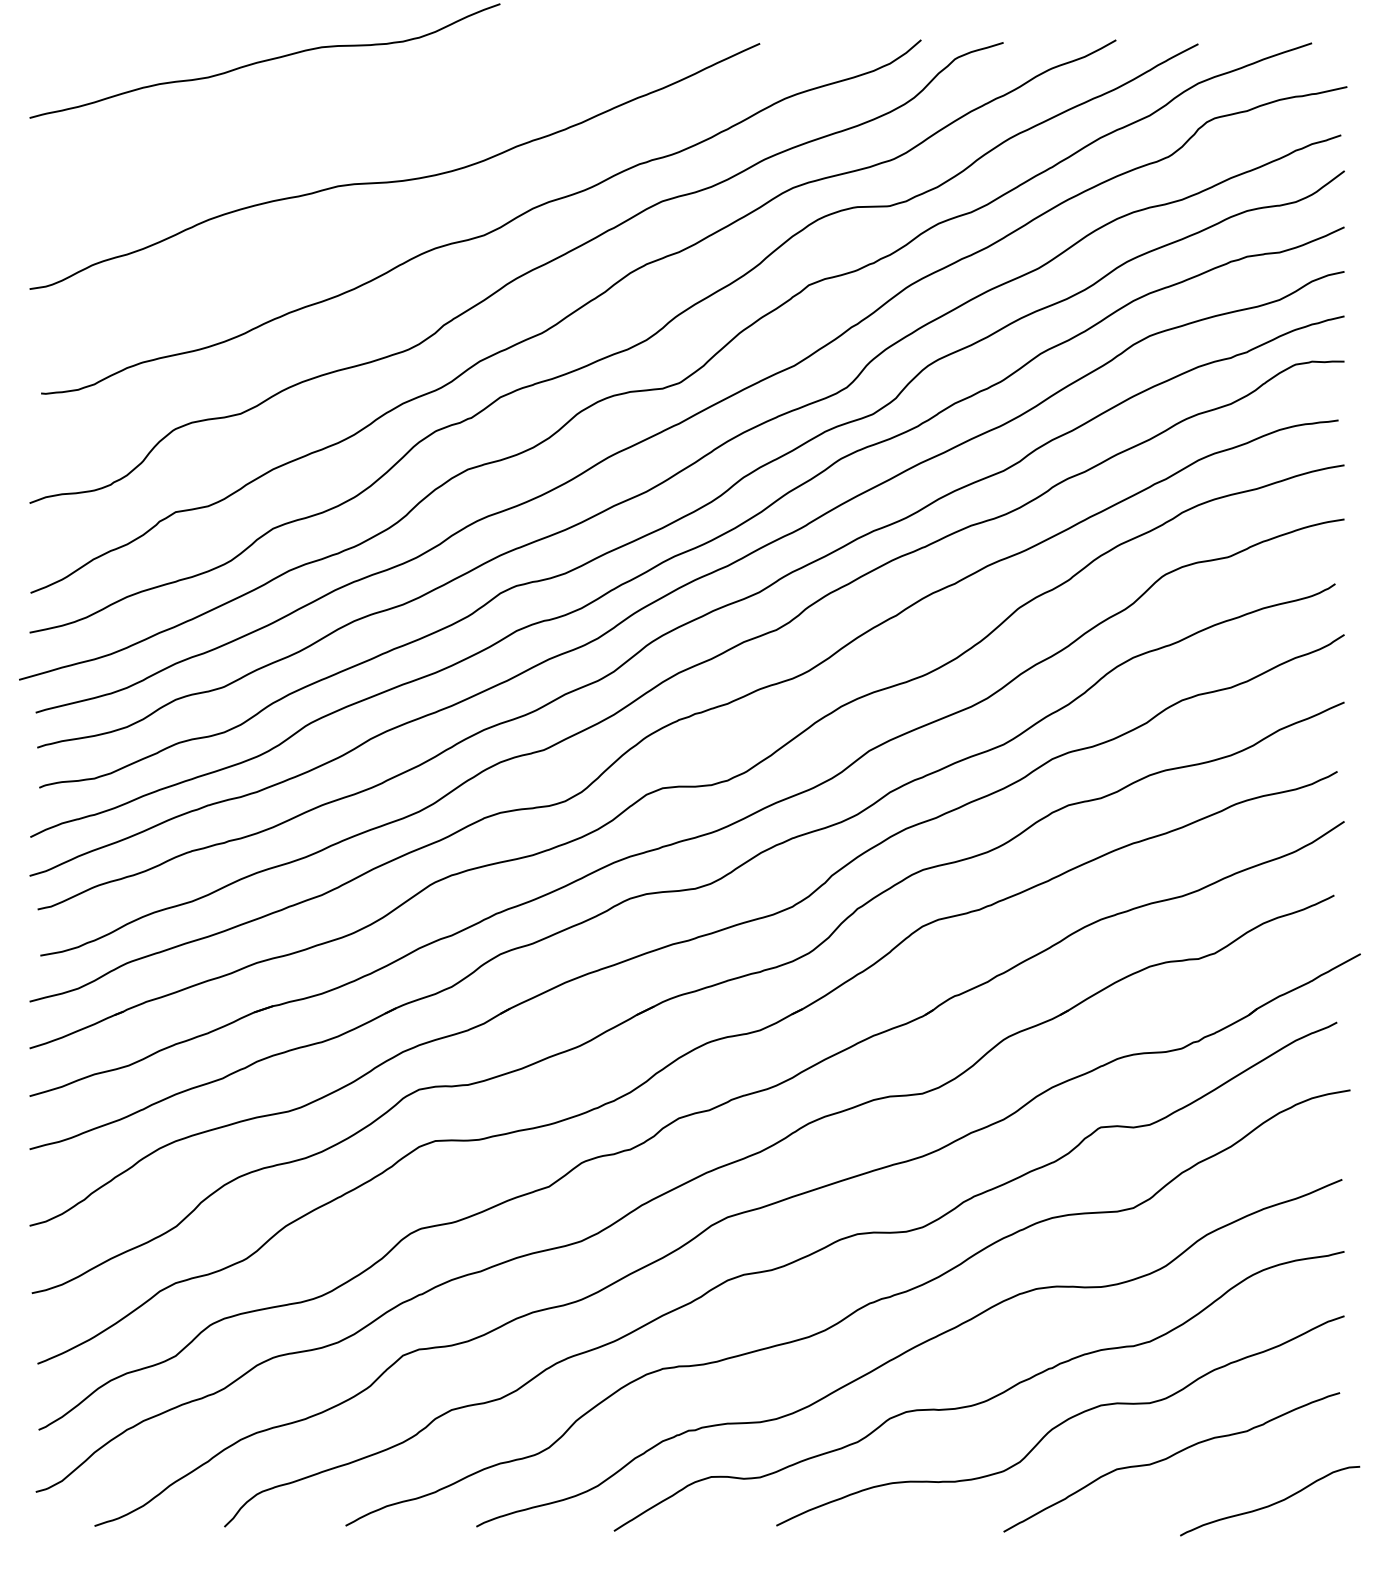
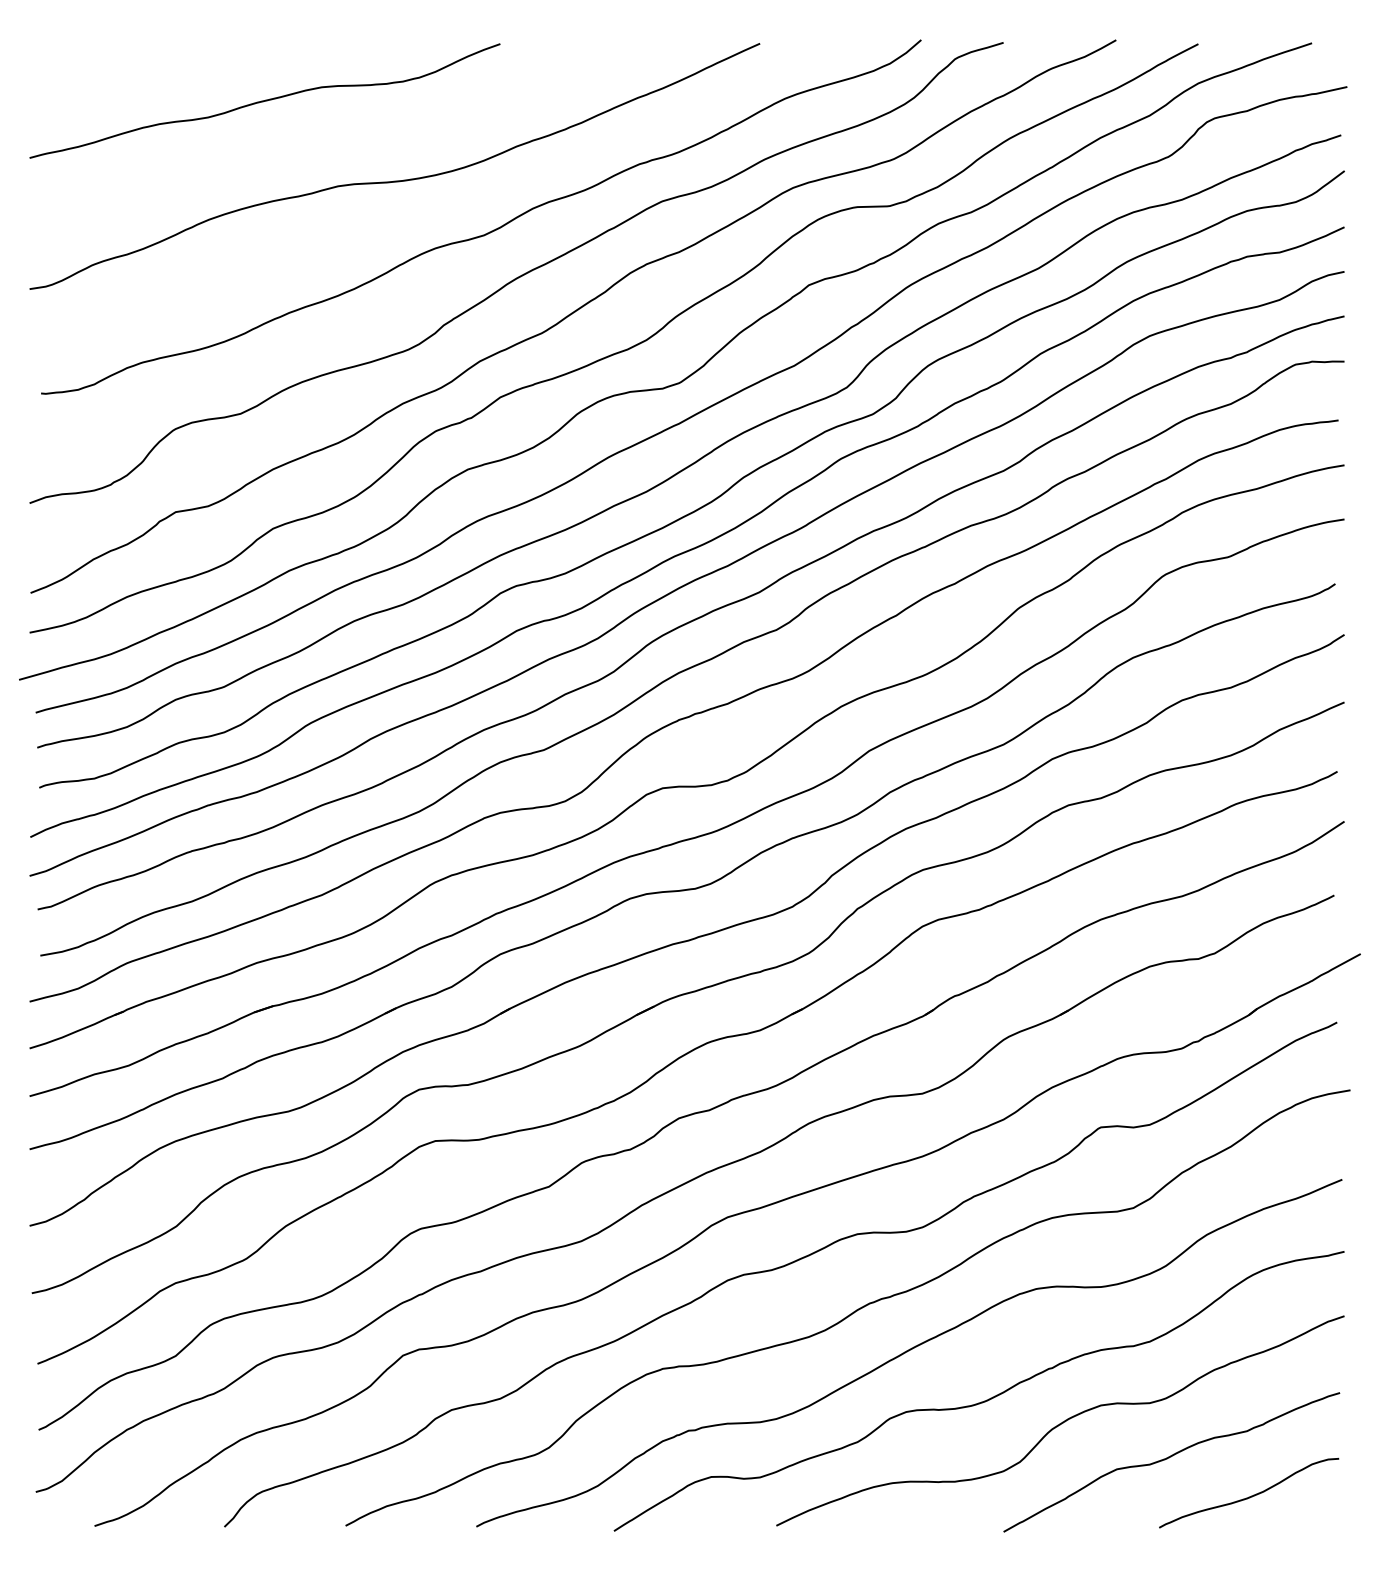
curve position: (264, 60) -> (264, 100) (264, 100)
curve position: (1272, 1503) -> (1251, 1495) (1251, 1495)
